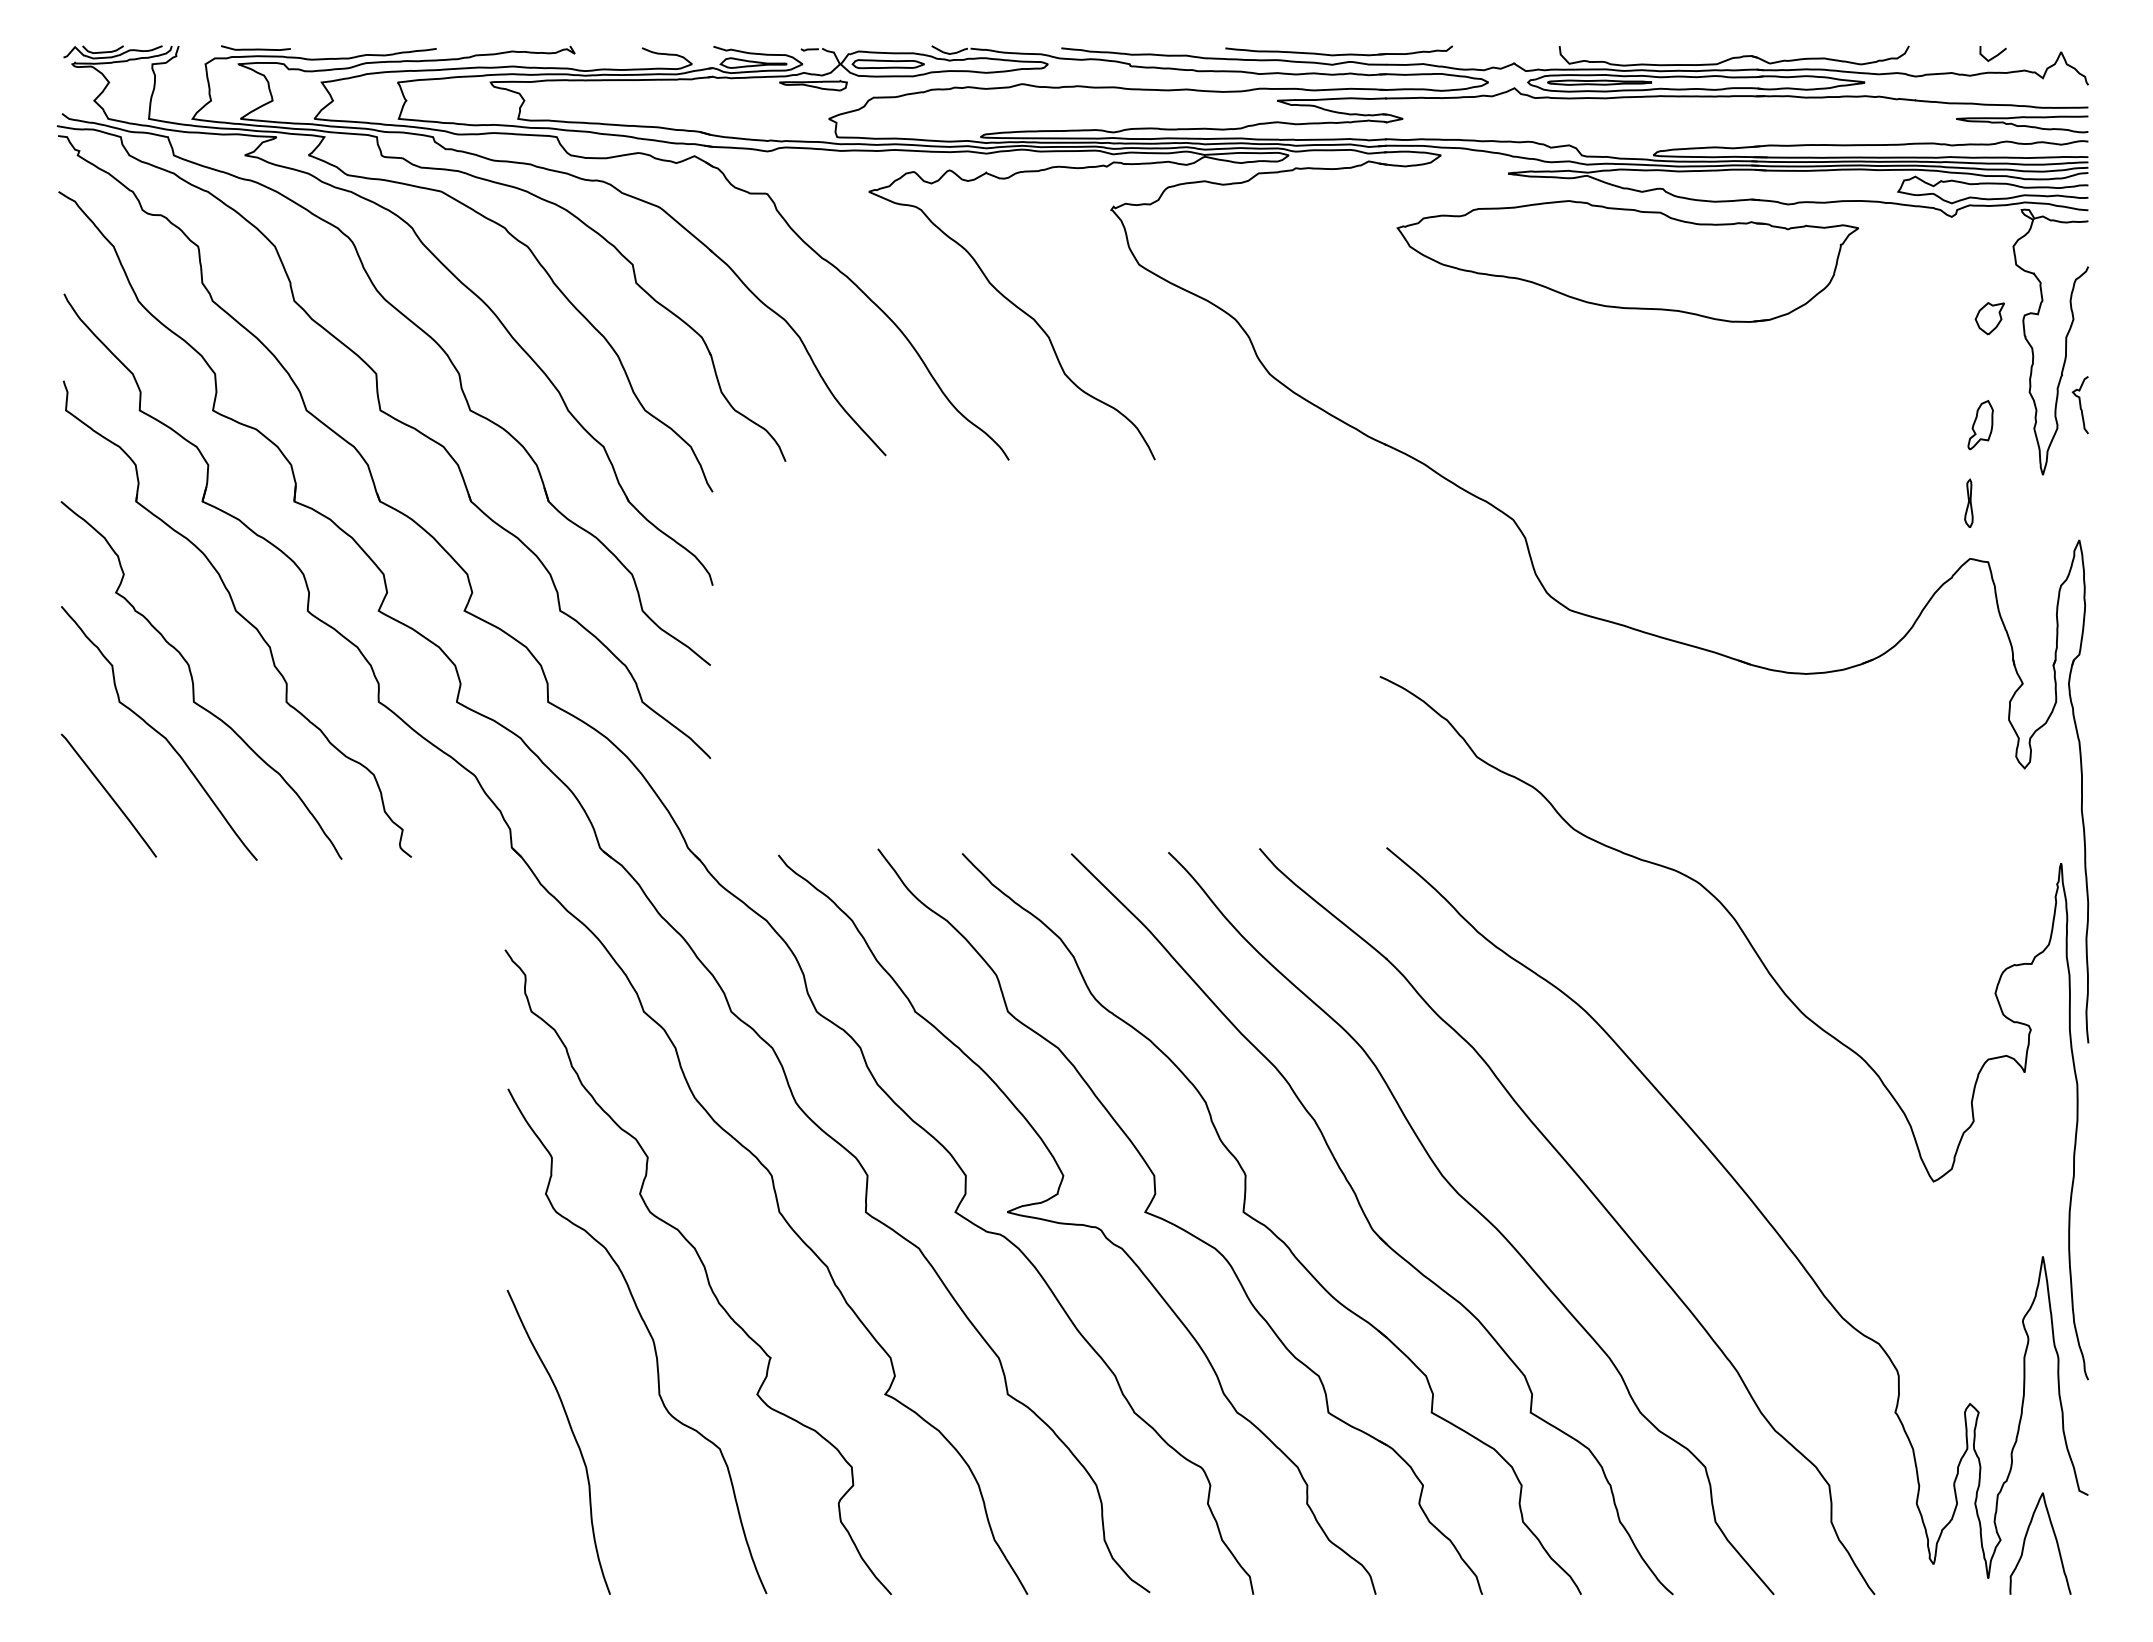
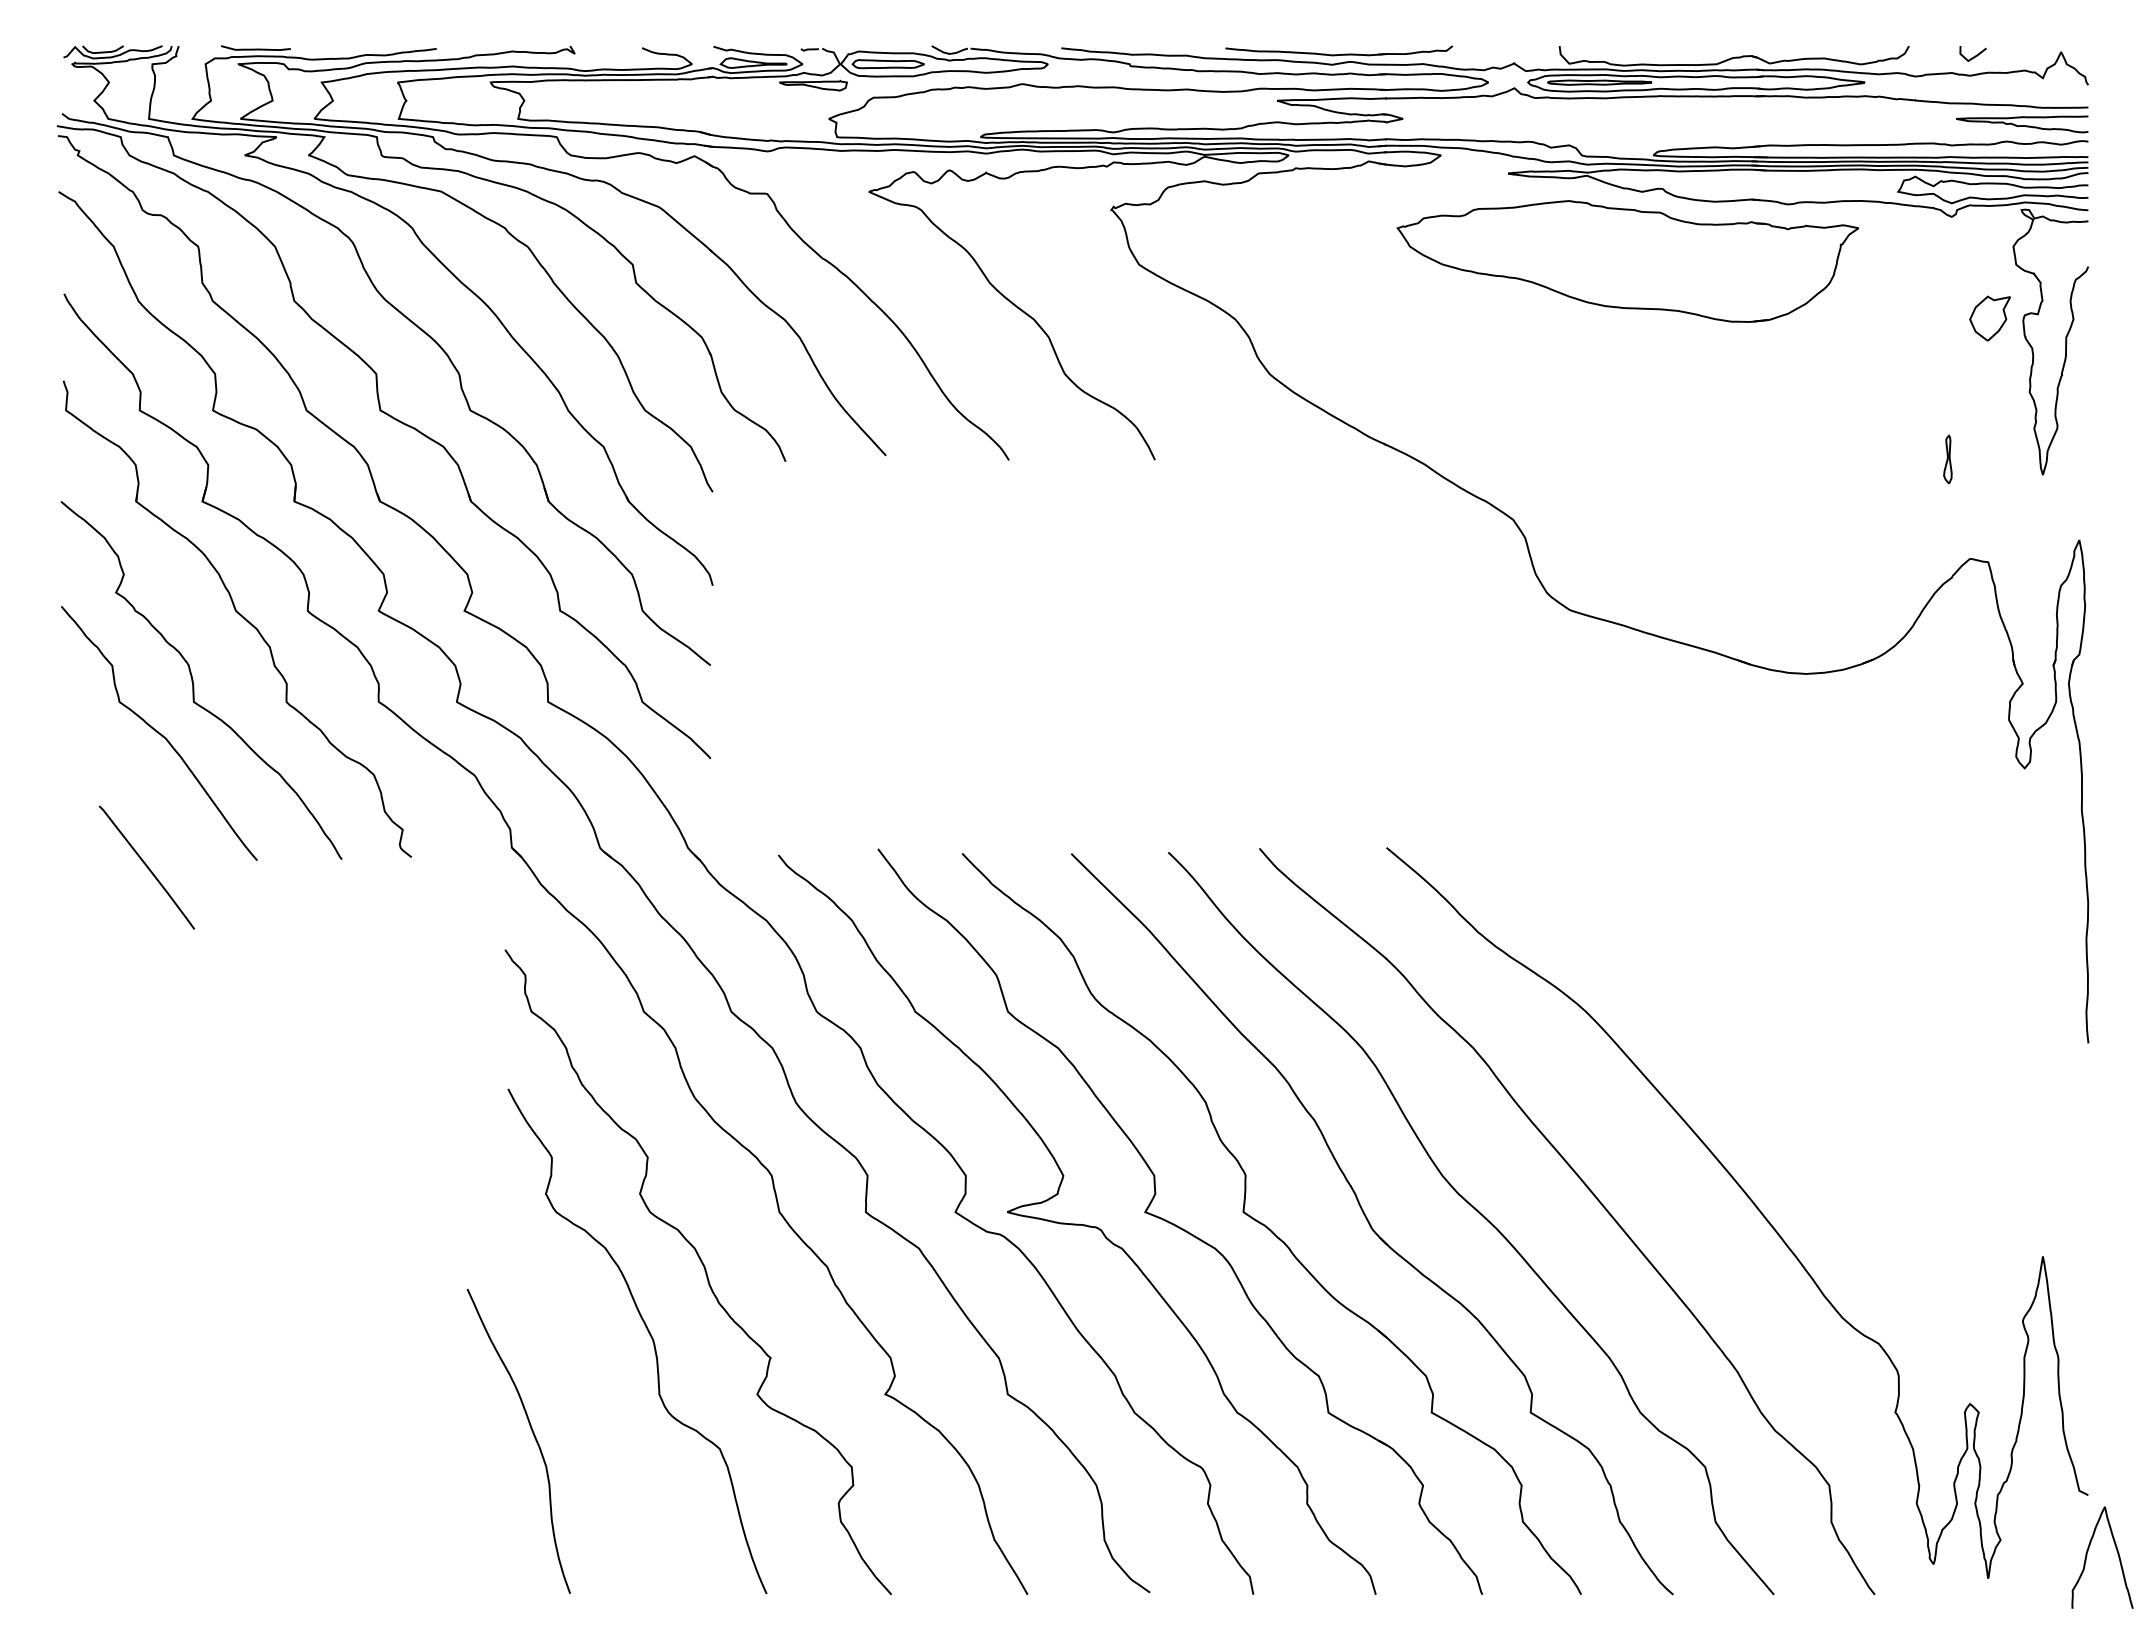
curve position: (1993, 56) -> (1973, 56) (1973, 56)
part size: 31x34 px -> 42x47 px (1989, 318)
curve: present -> none (2079, 405)
part: present -> none (1980, 425)
part position: (1968, 502) -> (1947, 458) (1947, 458)
line position: (108, 795) -> (146, 867) (146, 867)
curve: present -> none (1781, 991)
curve position: (573, 1437) -> (533, 1436) (533, 1436)
curve position: (2025, 1542) -> (2087, 1556) (2087, 1556)
